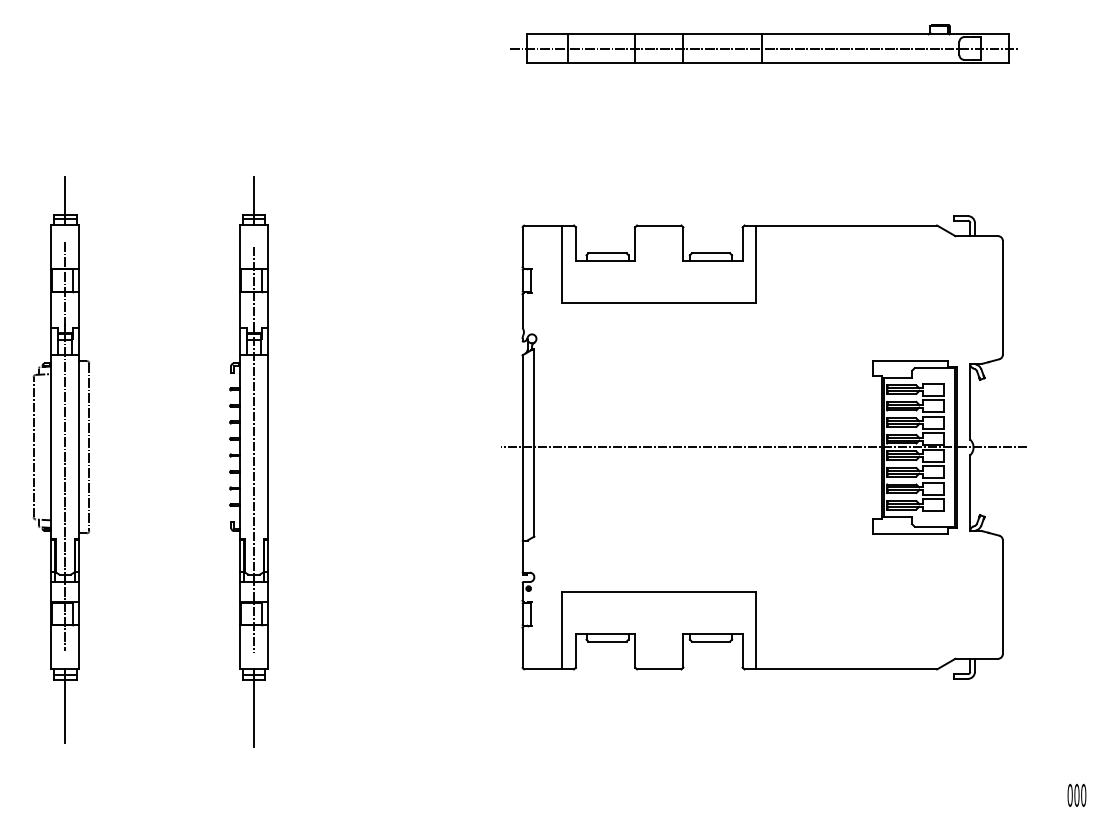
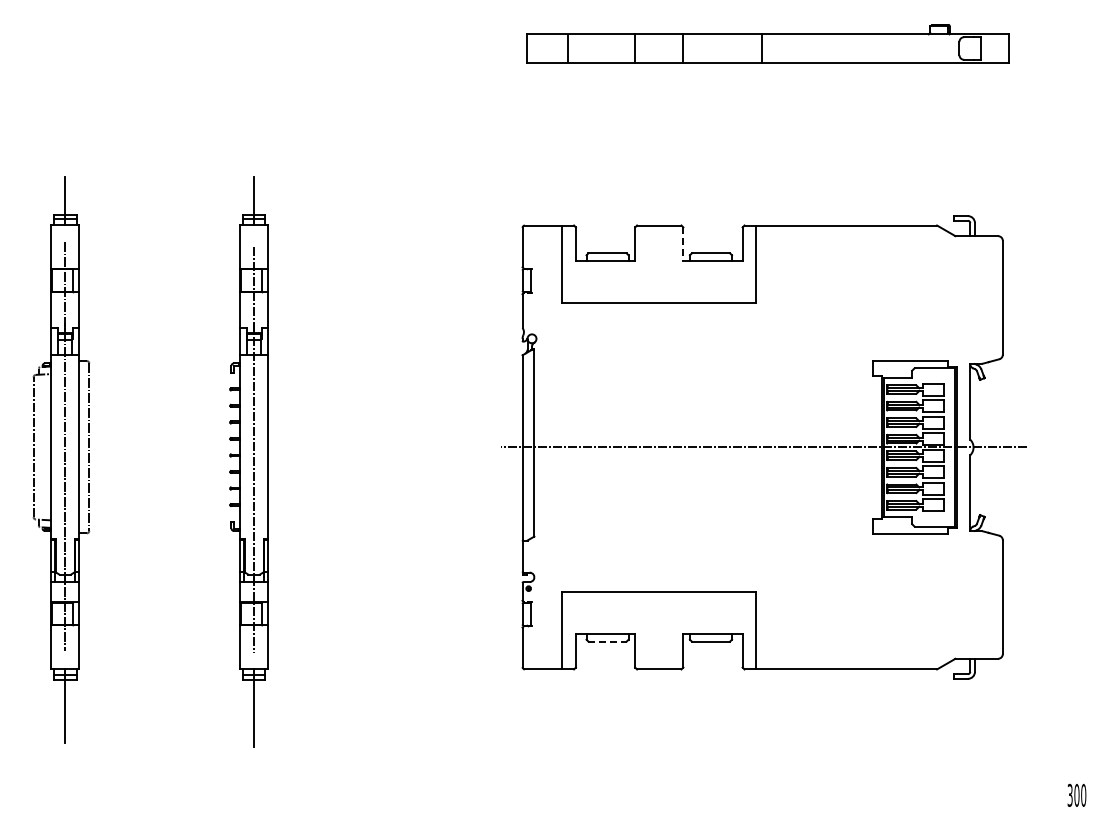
line: present -> none (764, 48)
line: solid -> dashed (683, 244)
line: solid -> dashed (608, 641)
text: 000 -> 300 (1069, 795)
